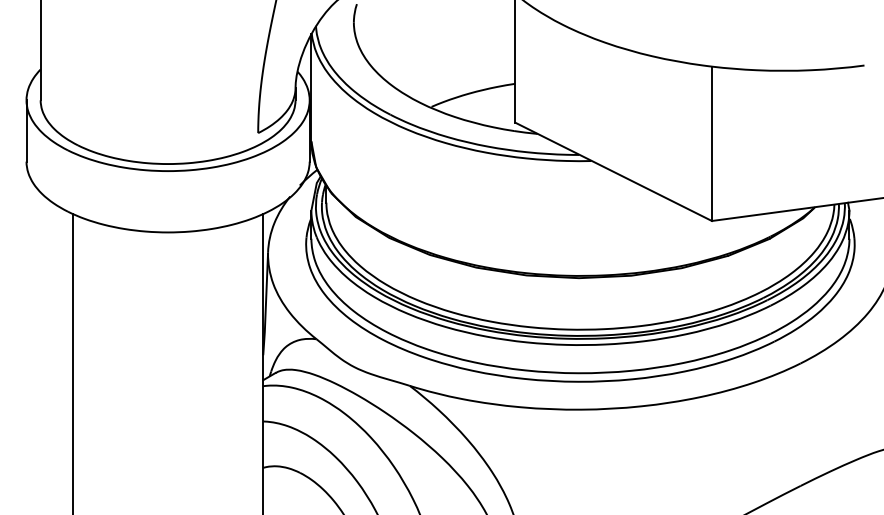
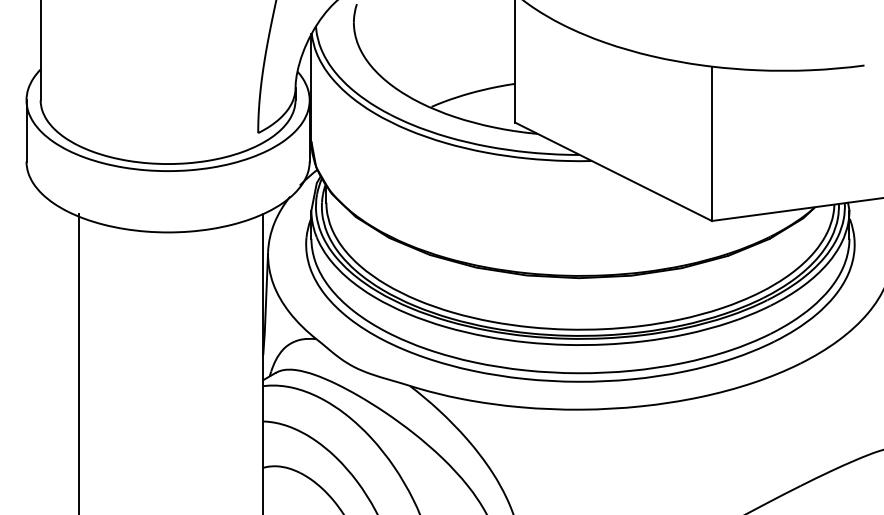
line position: (72, 362) -> (78, 362) (78, 362)
